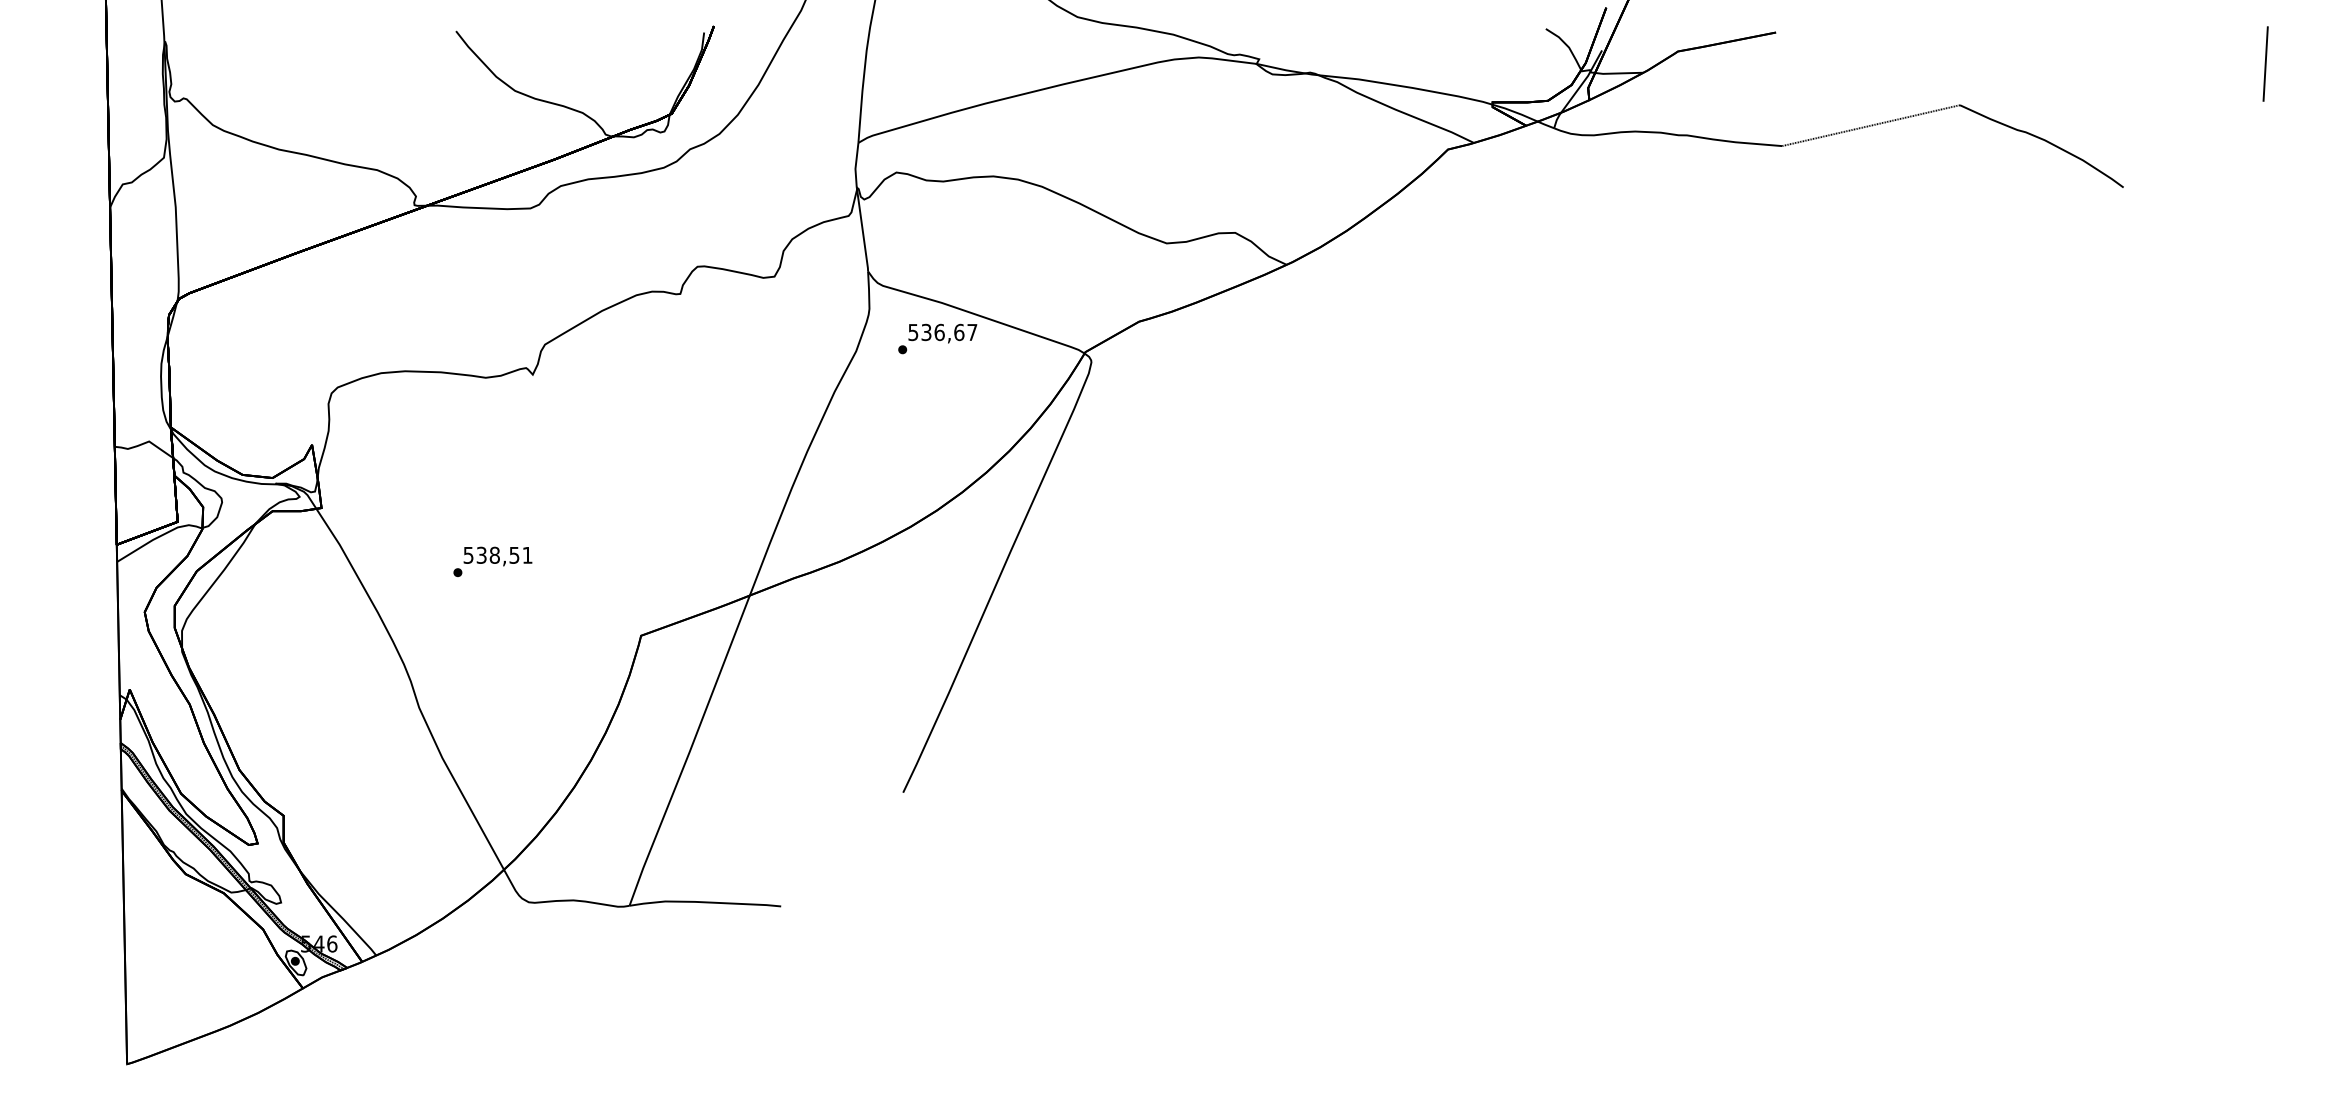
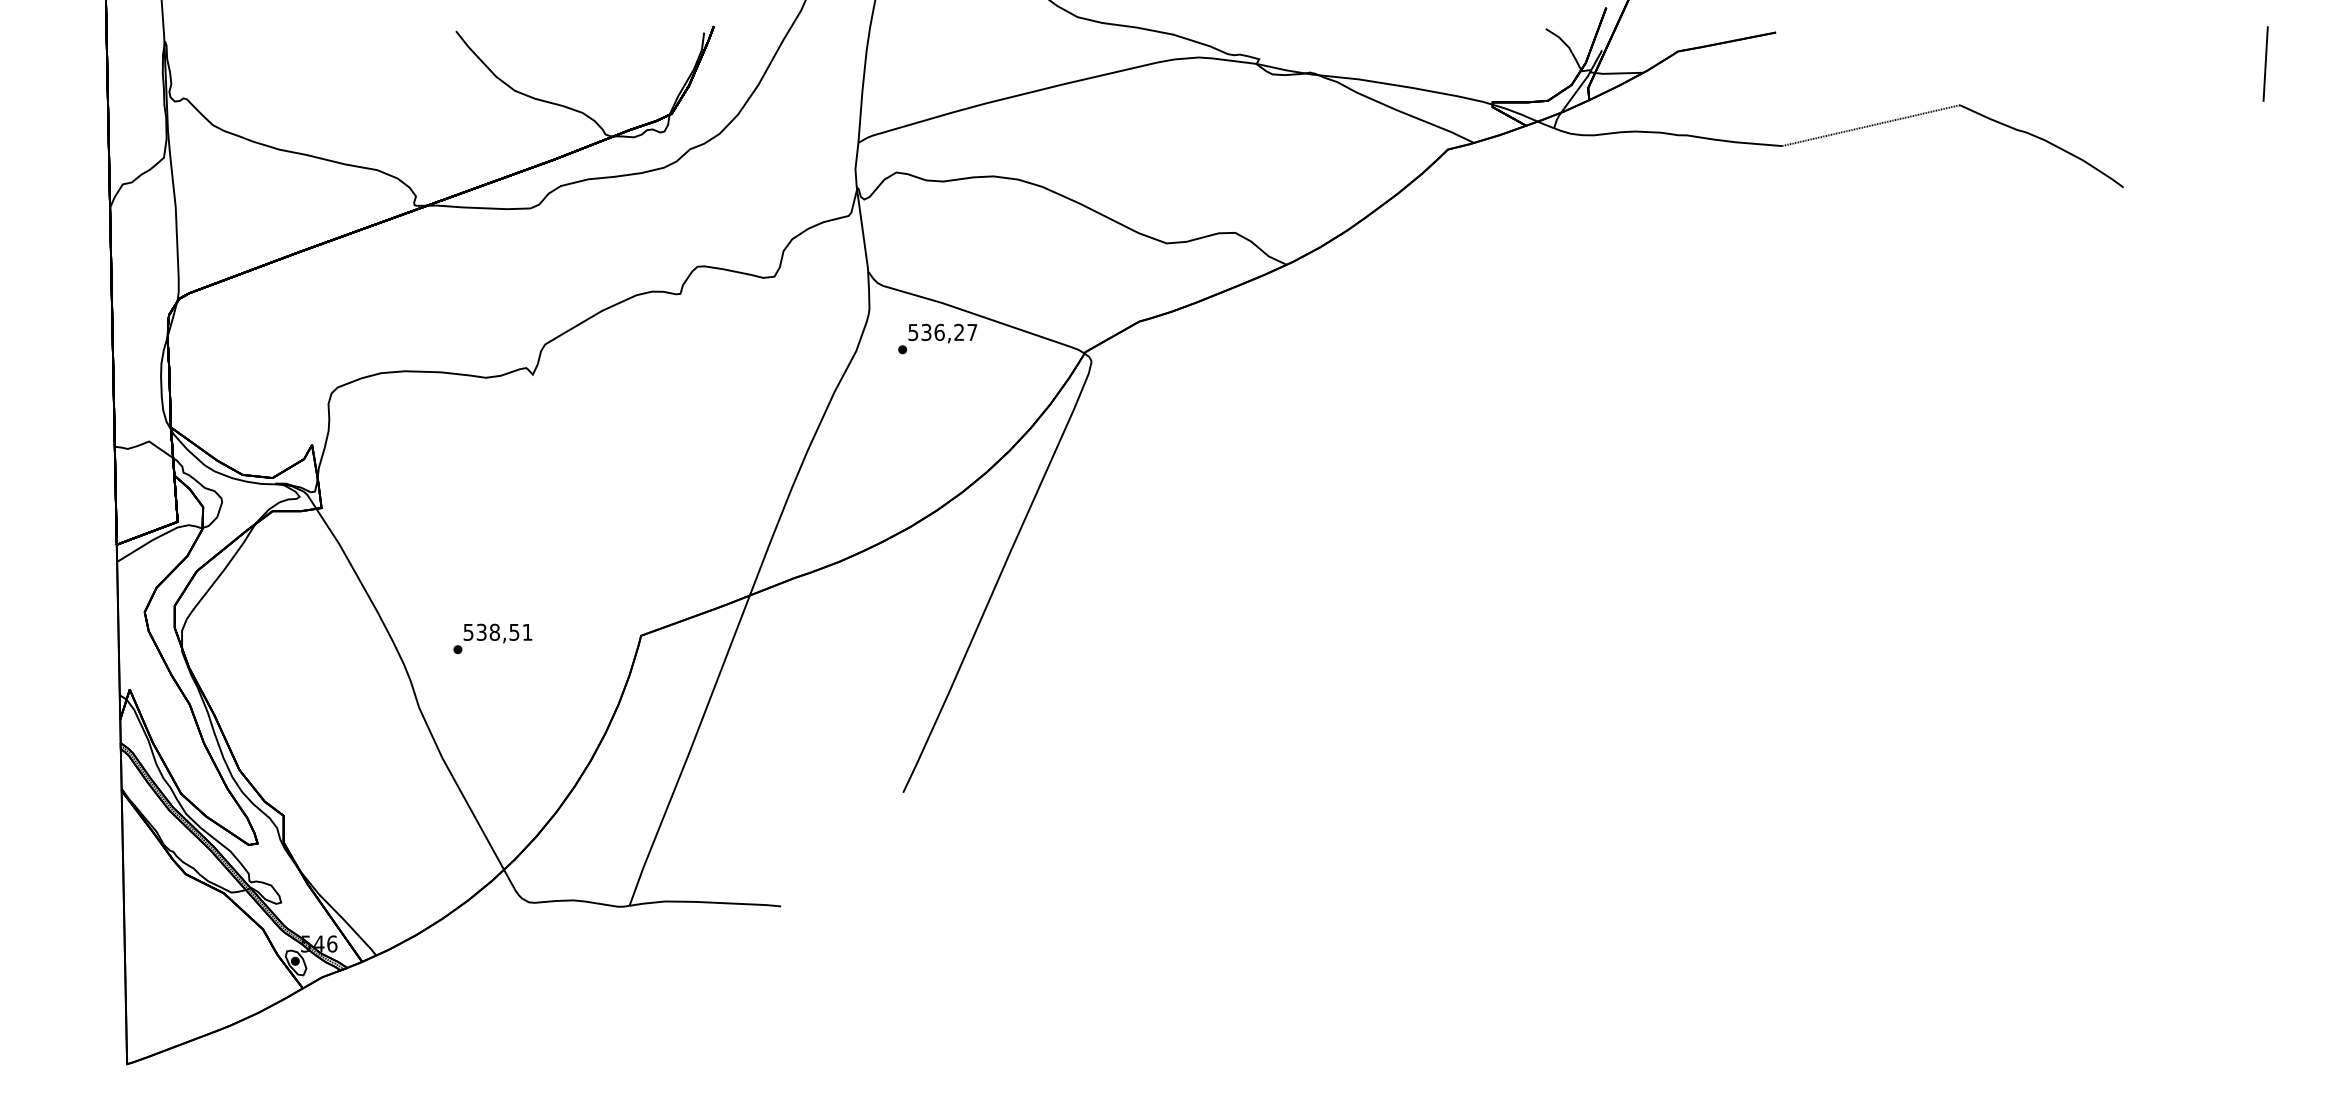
text: 536,67 -> 536,27 (959, 332)
text position: (492, 561) -> (492, 638) (492, 638)
